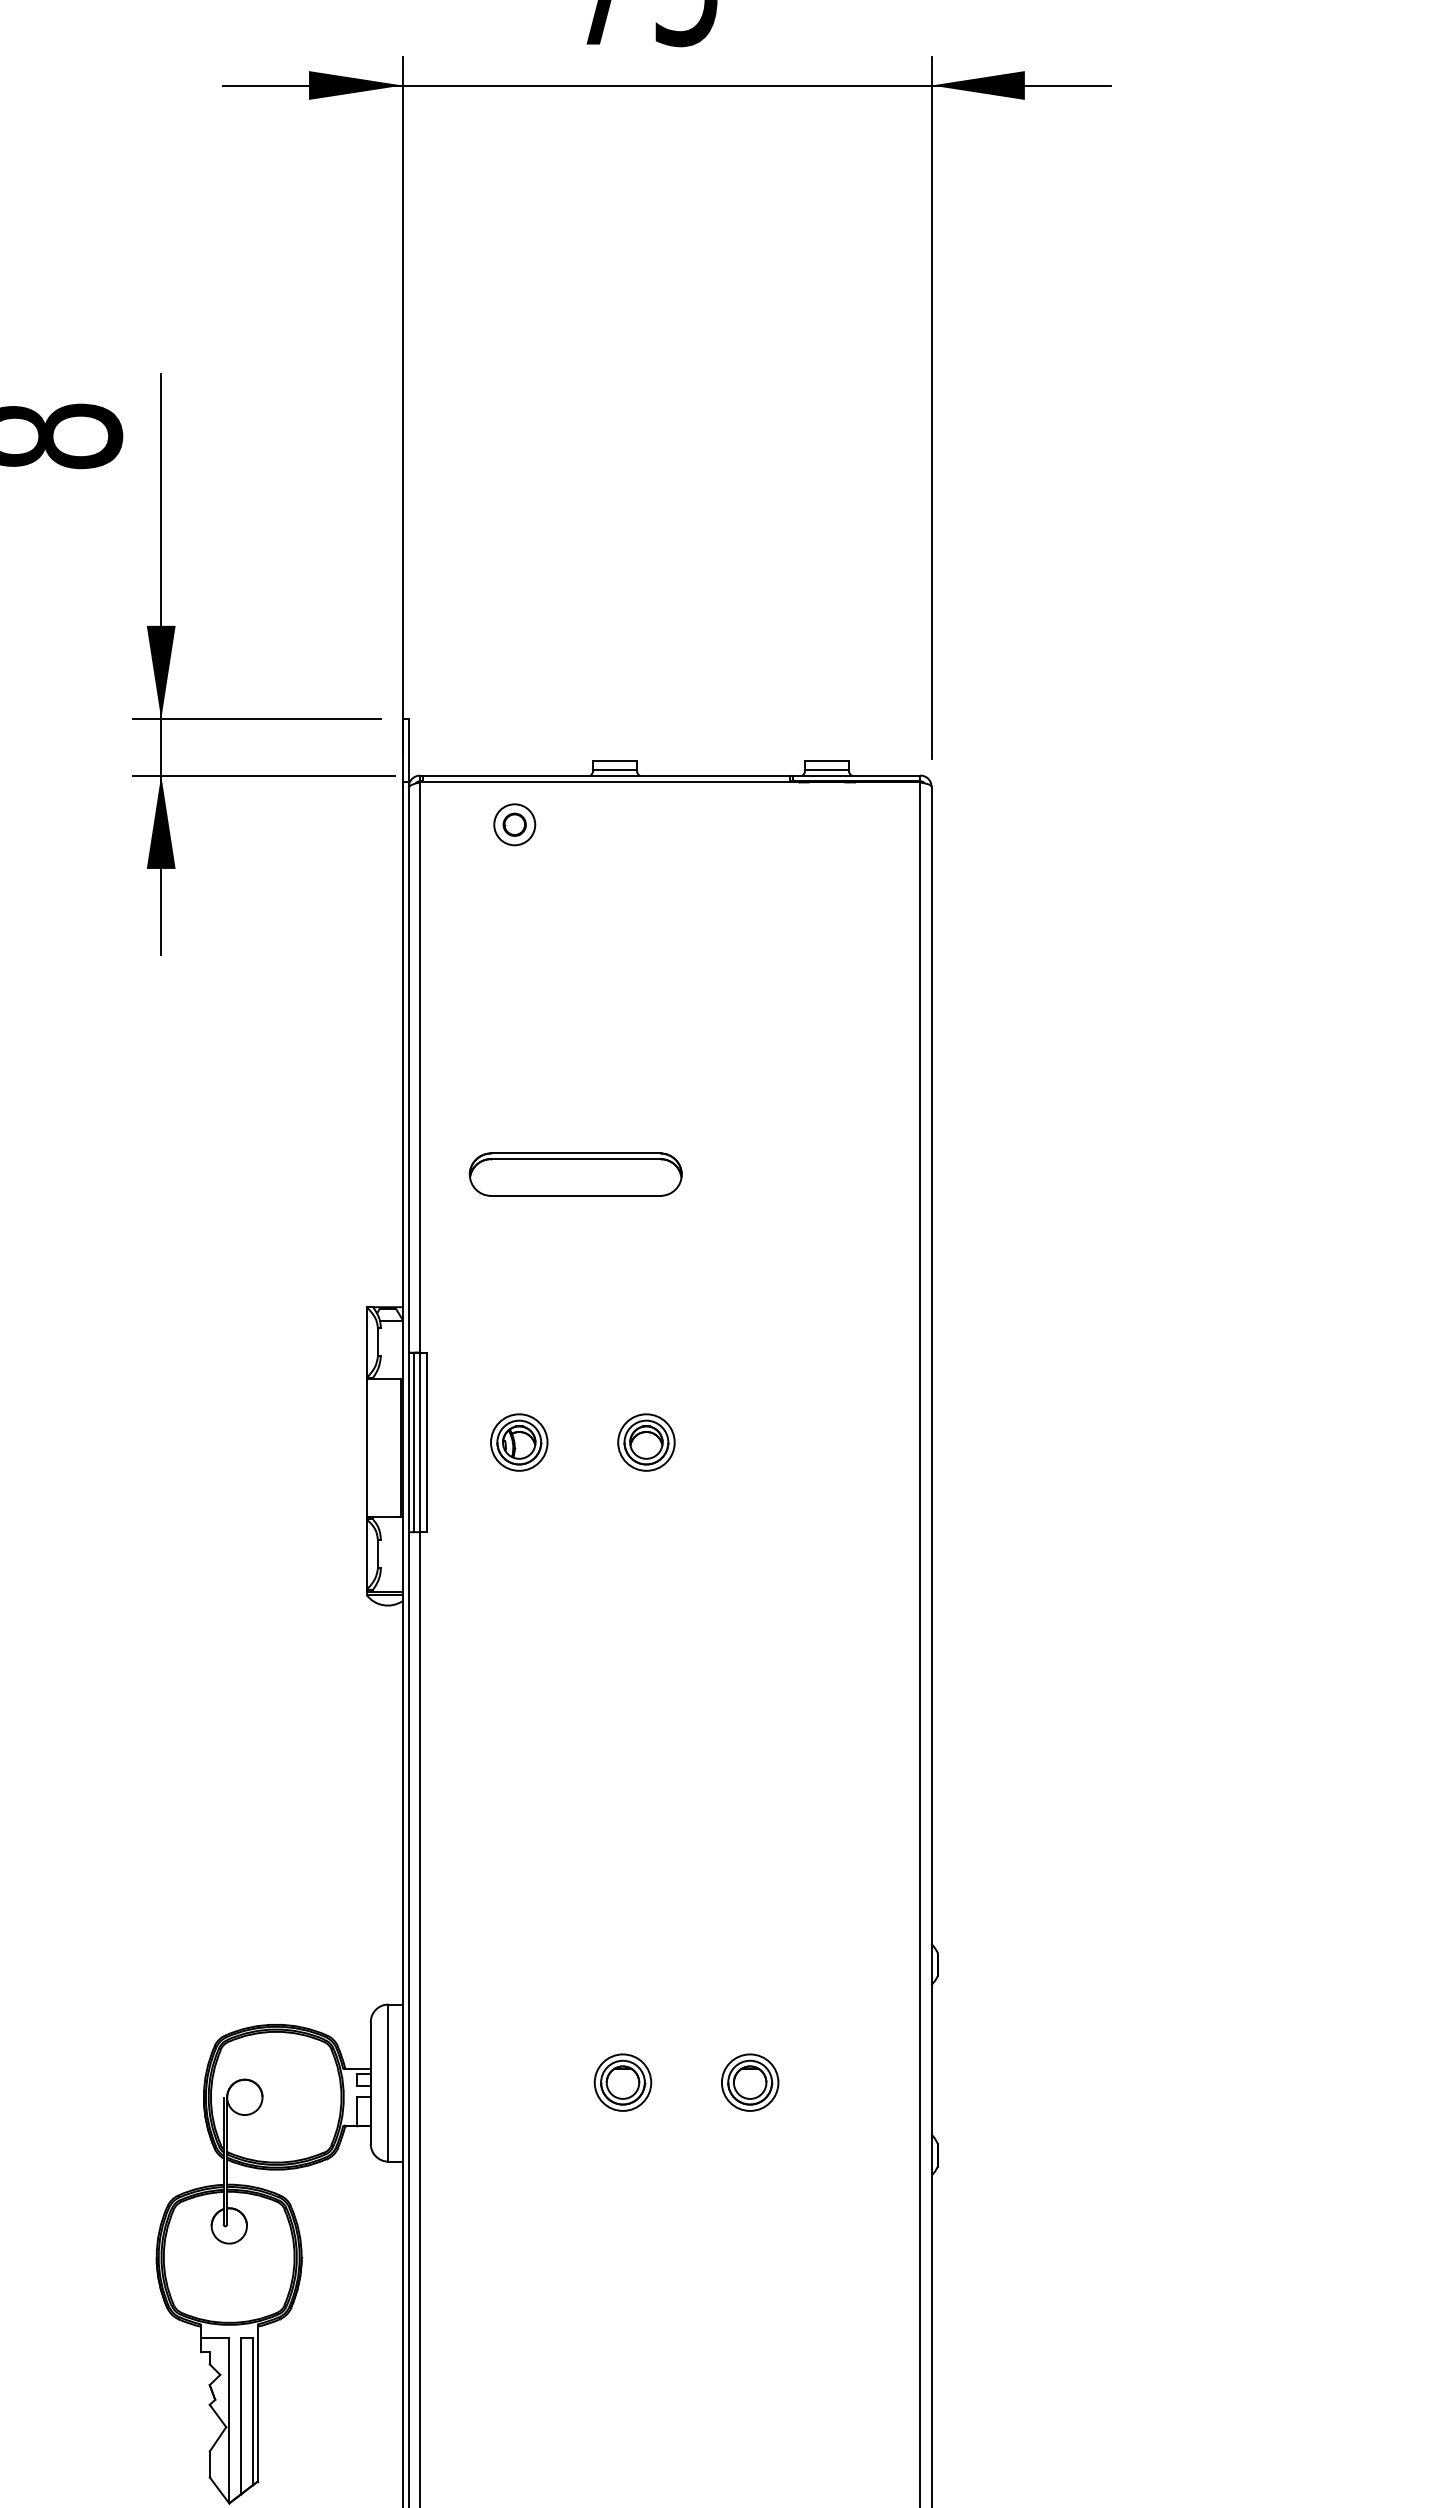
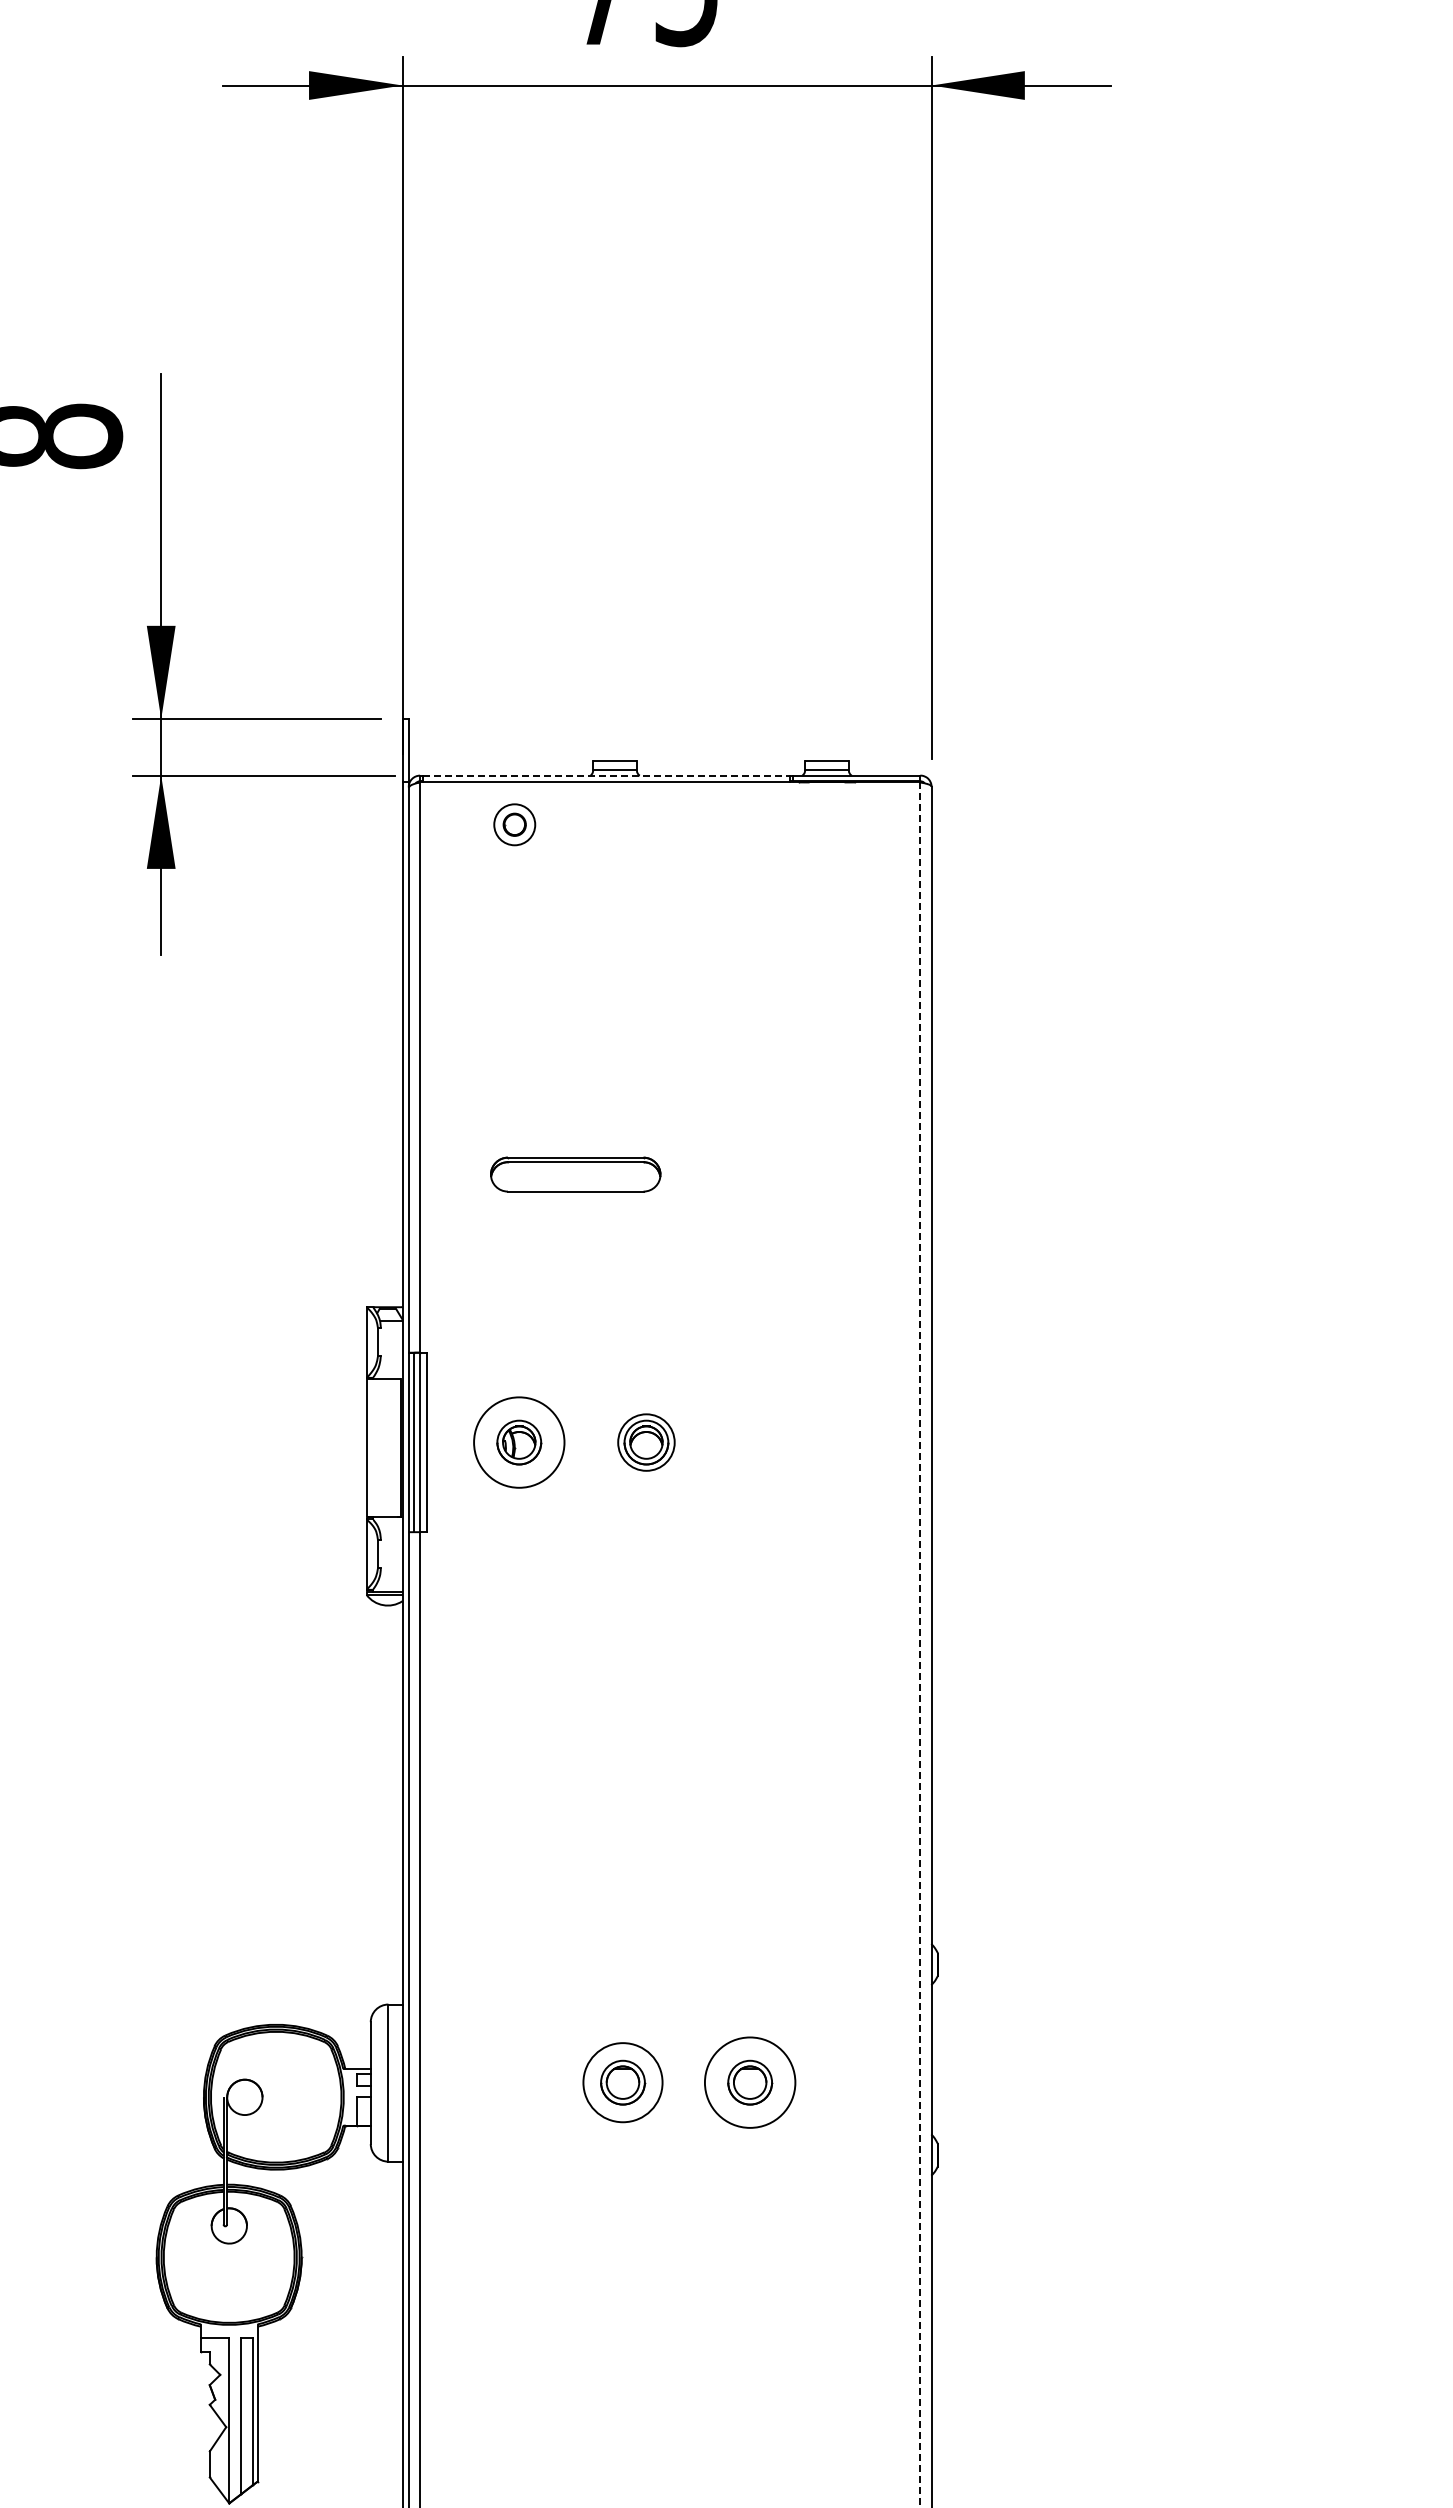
line: solid -> dashed (606, 775)
part size: 215x45 px -> 172x37 px (575, 1174)
circle diameter: 57 px -> 90 px (519, 1442)
line: solid -> dashed (920, 1645)
circle diameter: 57 px -> 79 px (622, 2082)
circle diameter: 57 px -> 90 px (749, 2082)
